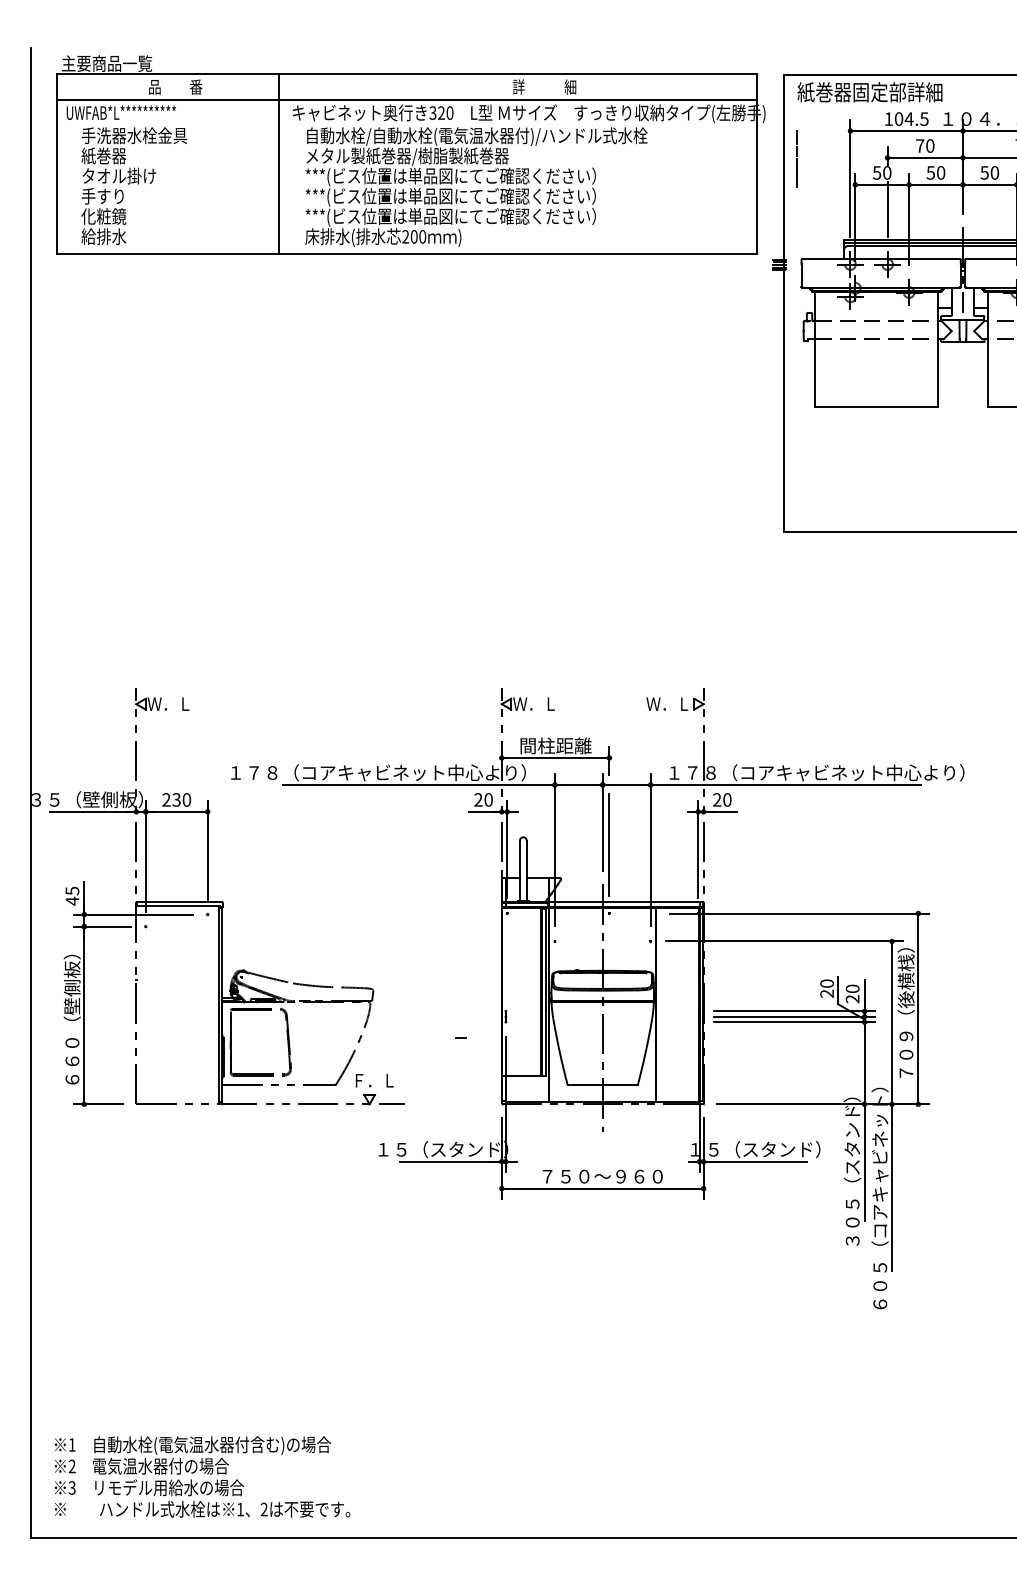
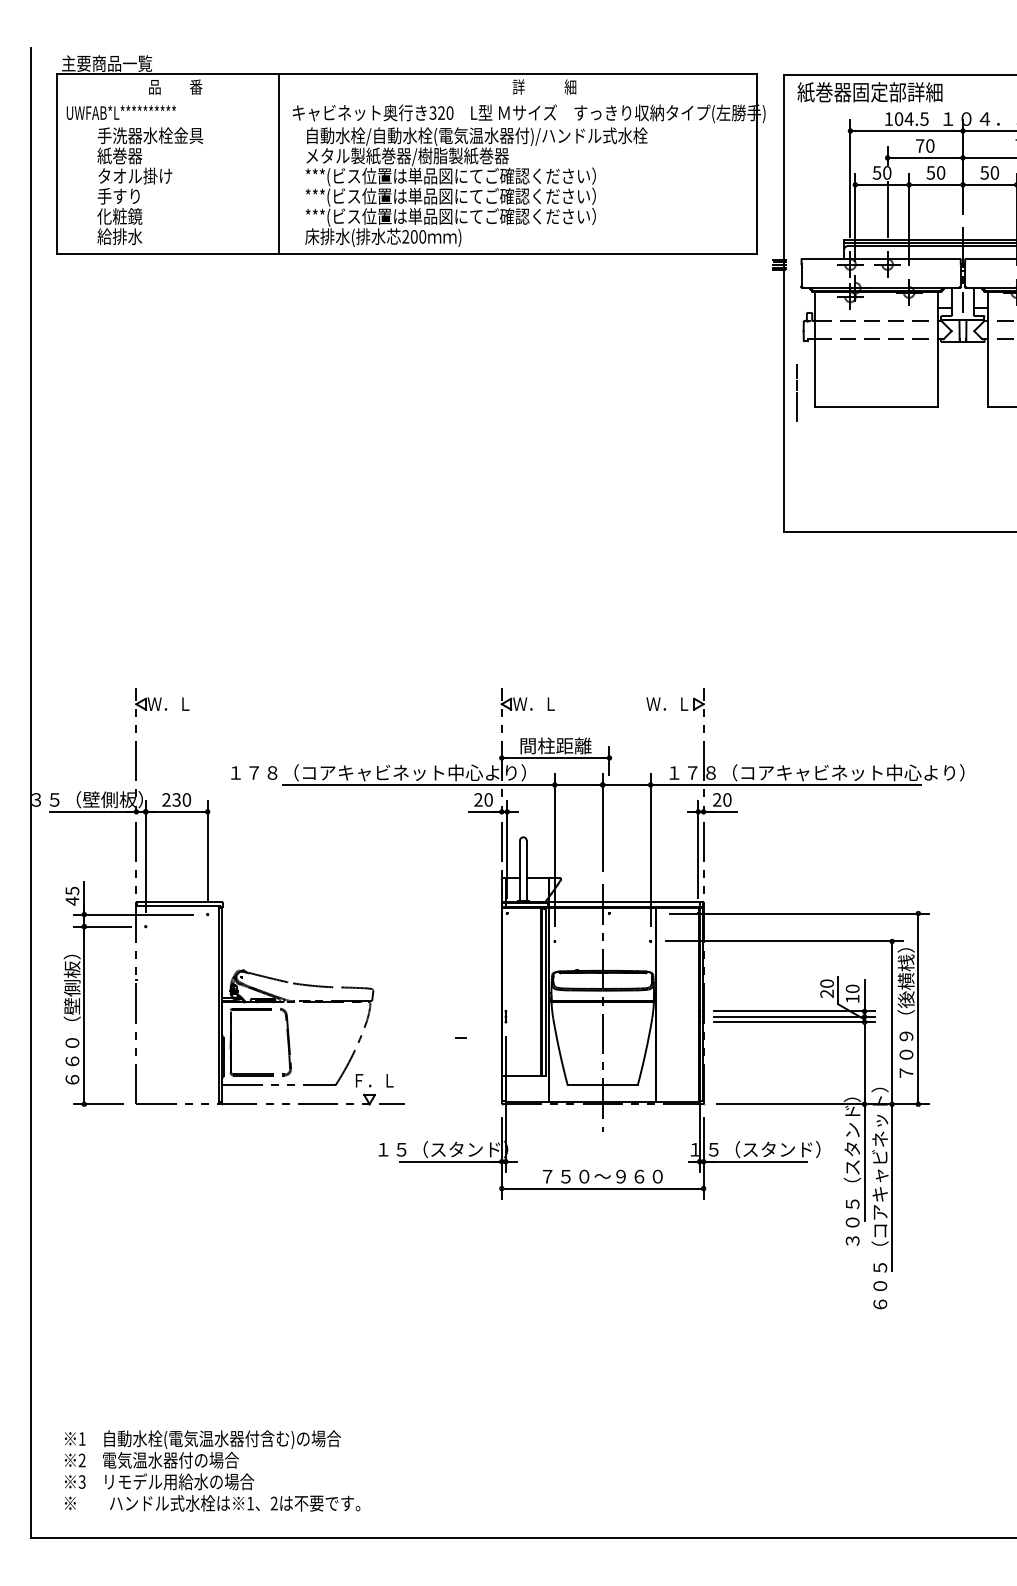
line: present -> none (406, 100)
line position: (796, 158) -> (796, 392) (796, 392)
text position: (134, 186) -> (150, 186) (150, 186)
line: present -> none (609, 844)
text: 20 -> 10 (852, 998)
text position: (202, 1476) -> (212, 1470) (212, 1470)
